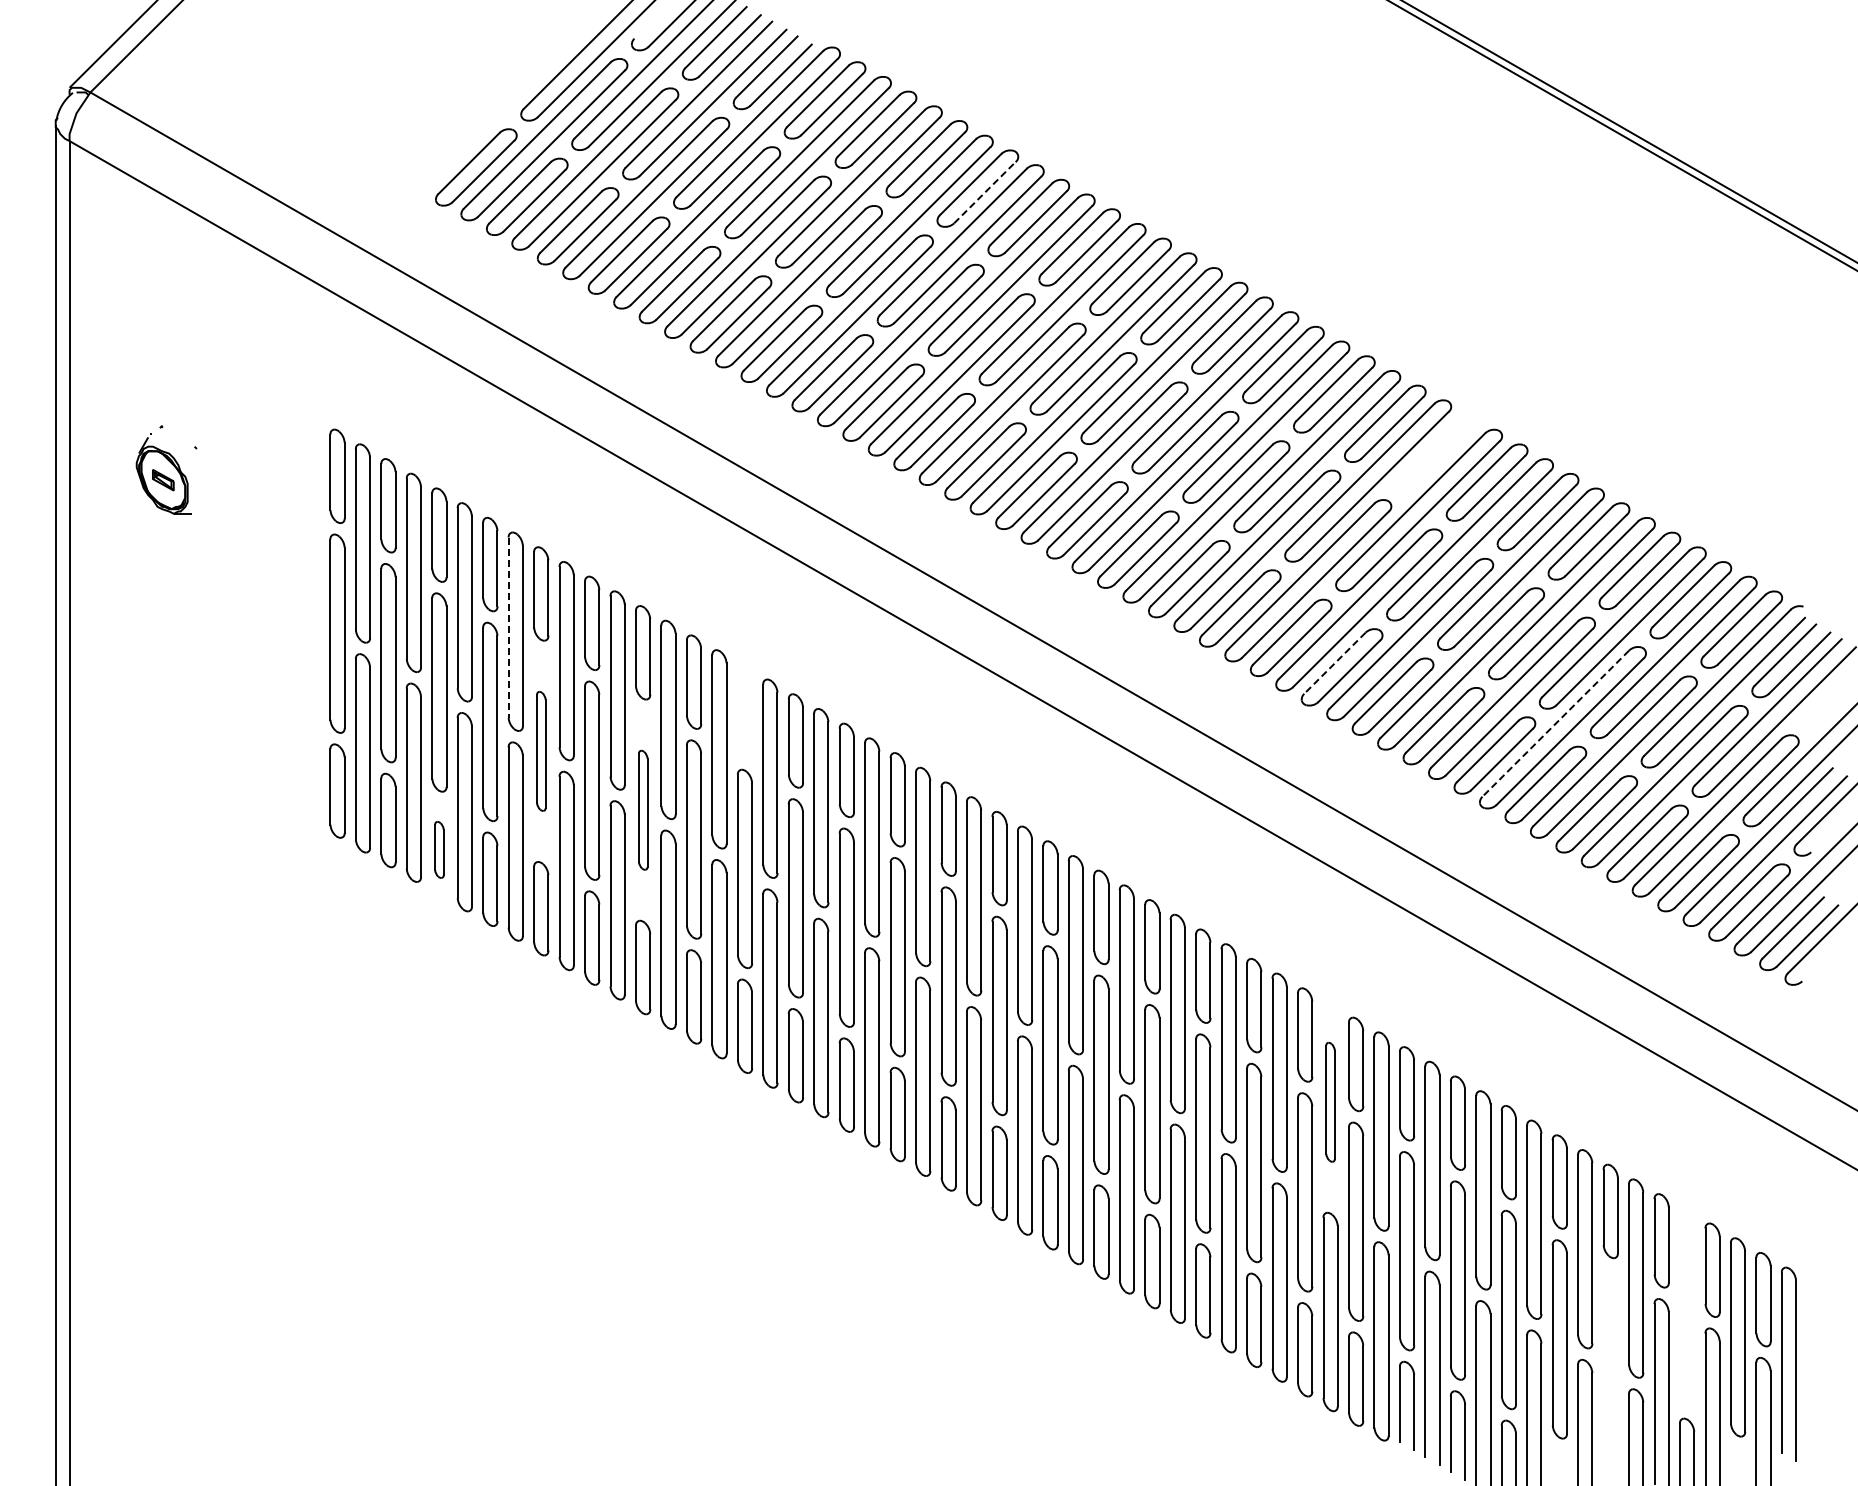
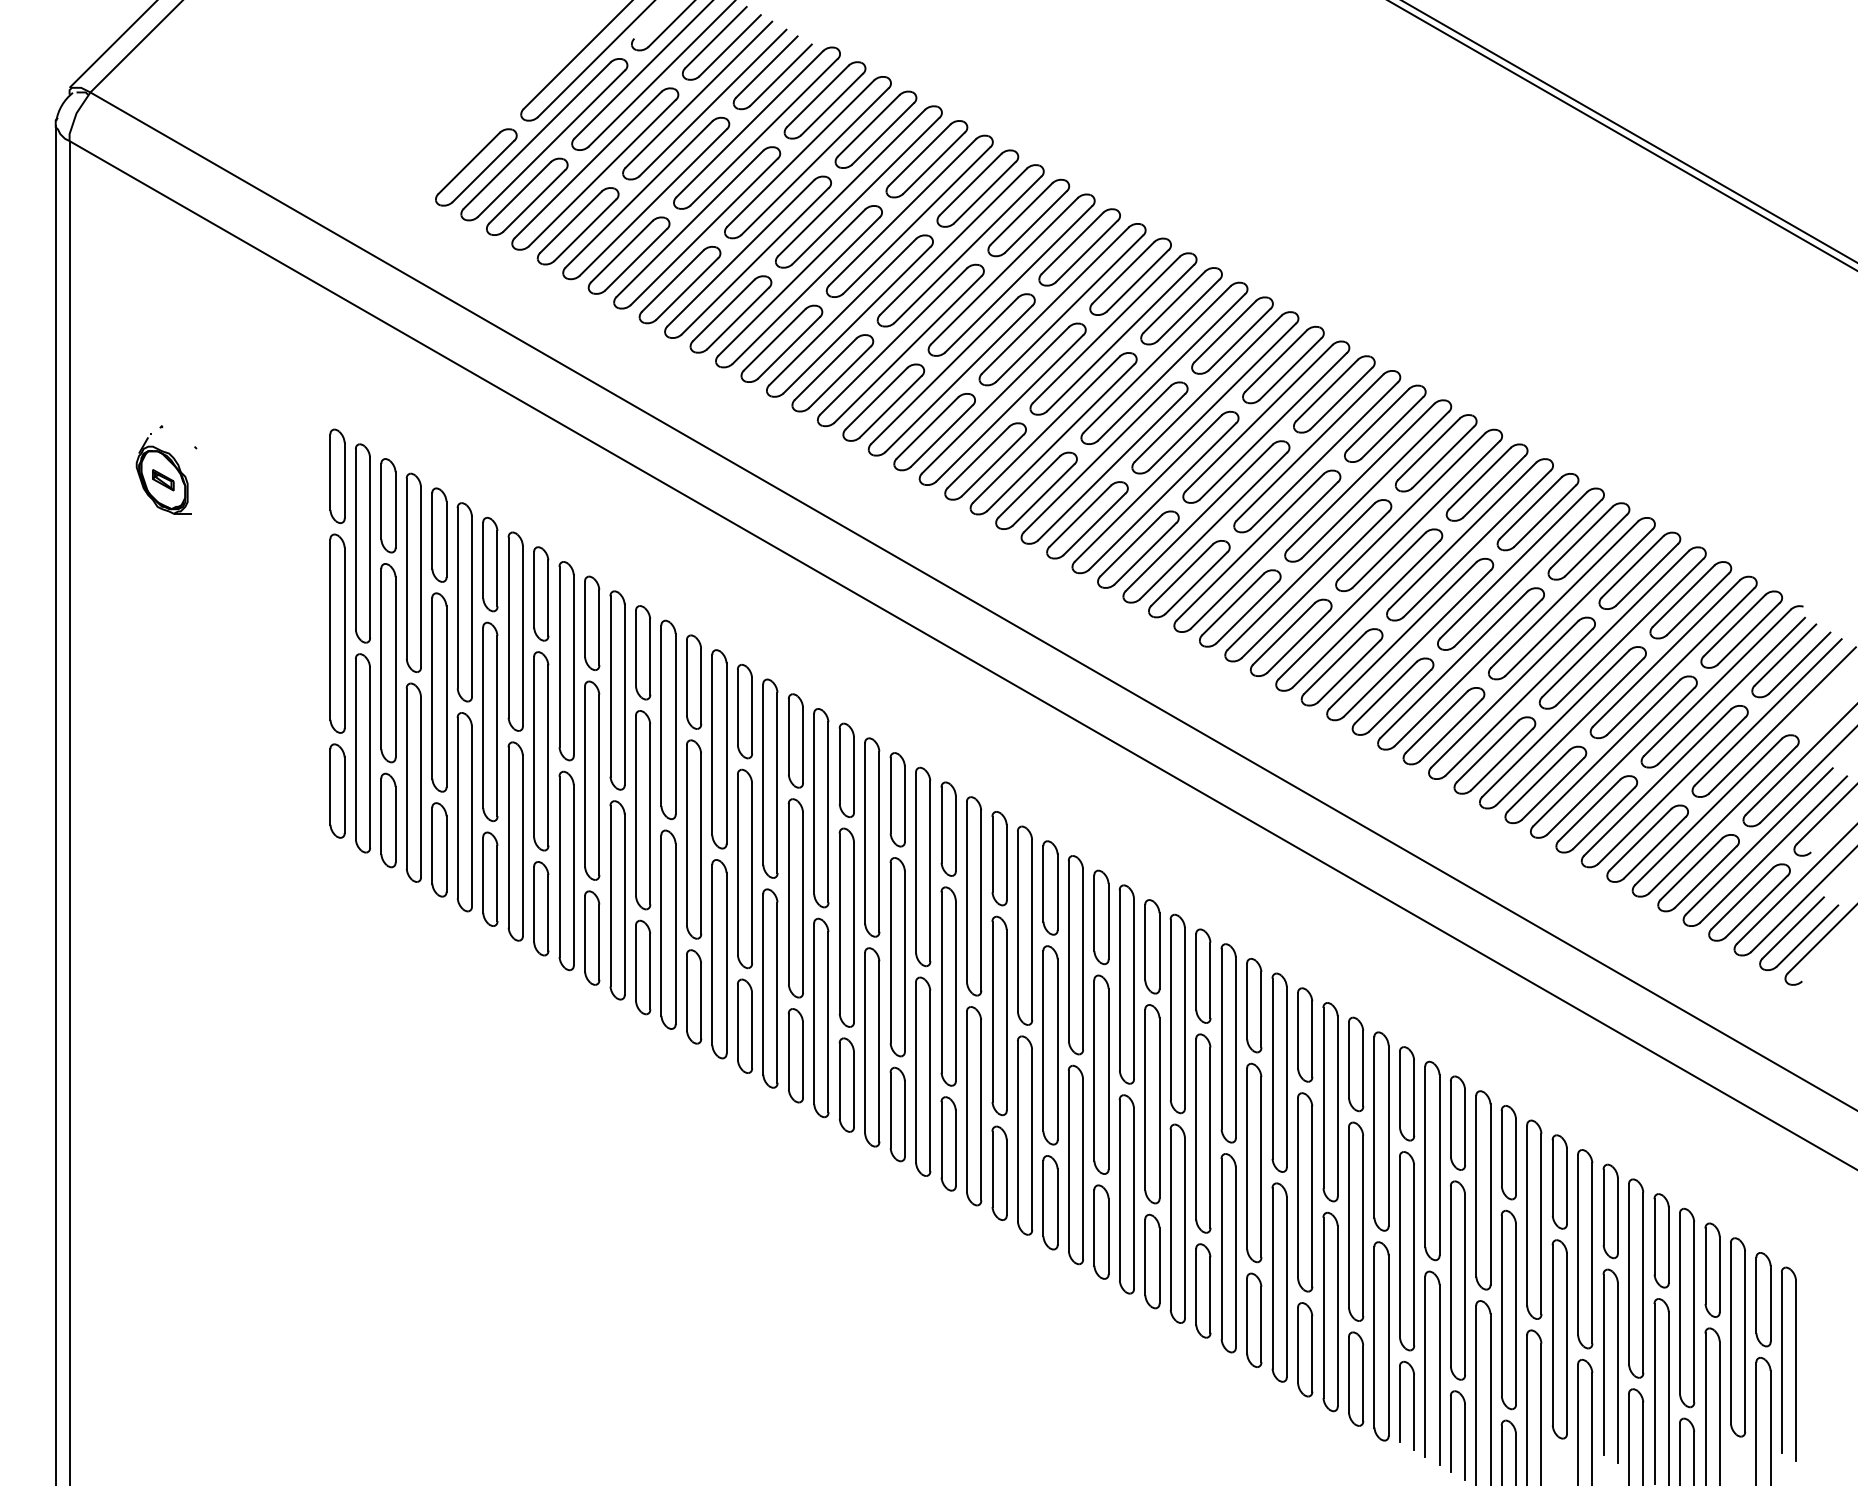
line: dashed -> solid (985, 192)
part: none -> present (1435, 453)
line: dashed -> solid (508, 628)
line: dashed -> solid (1334, 663)
part: none -> present (744, 711)
line: dashed -> solid (1555, 724)
part size: 11x121 px -> 17x201 px (541, 751)
part size: 11x122 px -> 17x201 px (643, 810)
part size: 11x58 px -> 17x96 px (439, 849)
part size: 11x122 px -> 17x201 px (1330, 1102)
part: none -> present (1687, 1307)
part: none -> present (1610, 1365)
